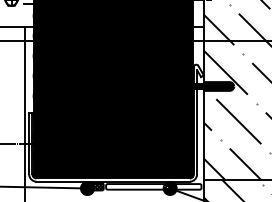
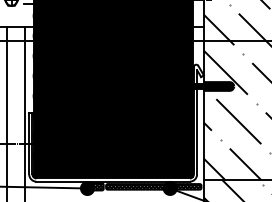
line: none -> present (7, 112)
hatch: none -> present (153, 186)
